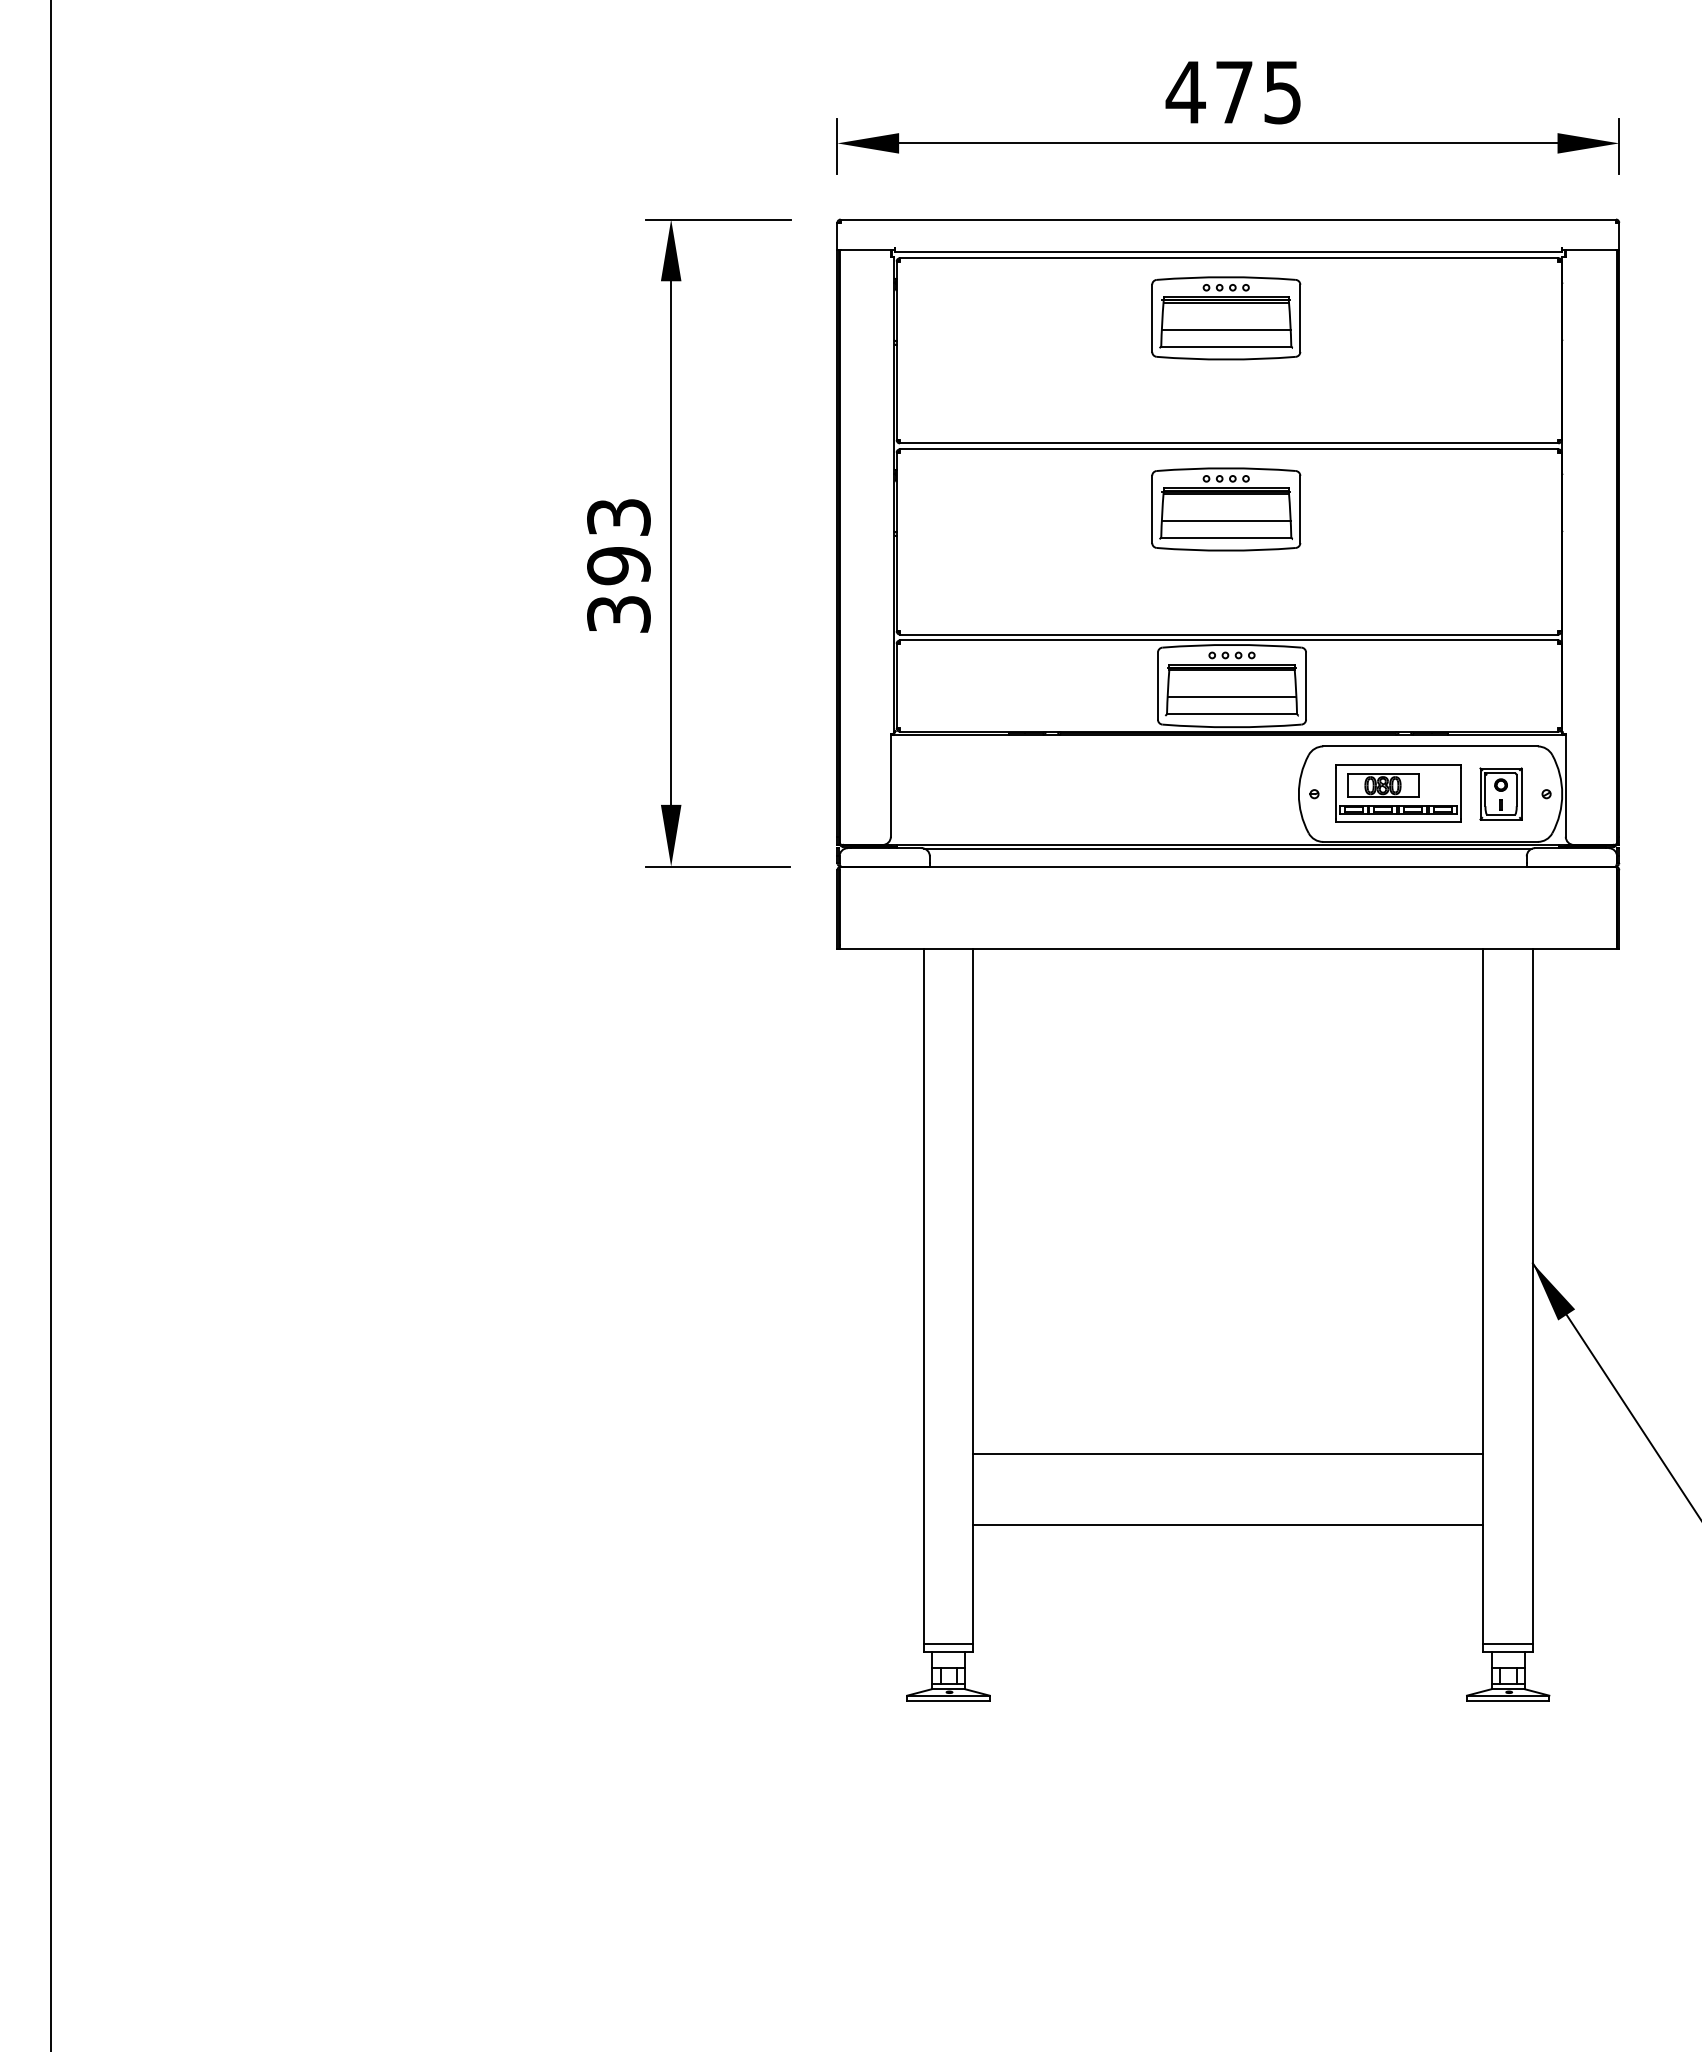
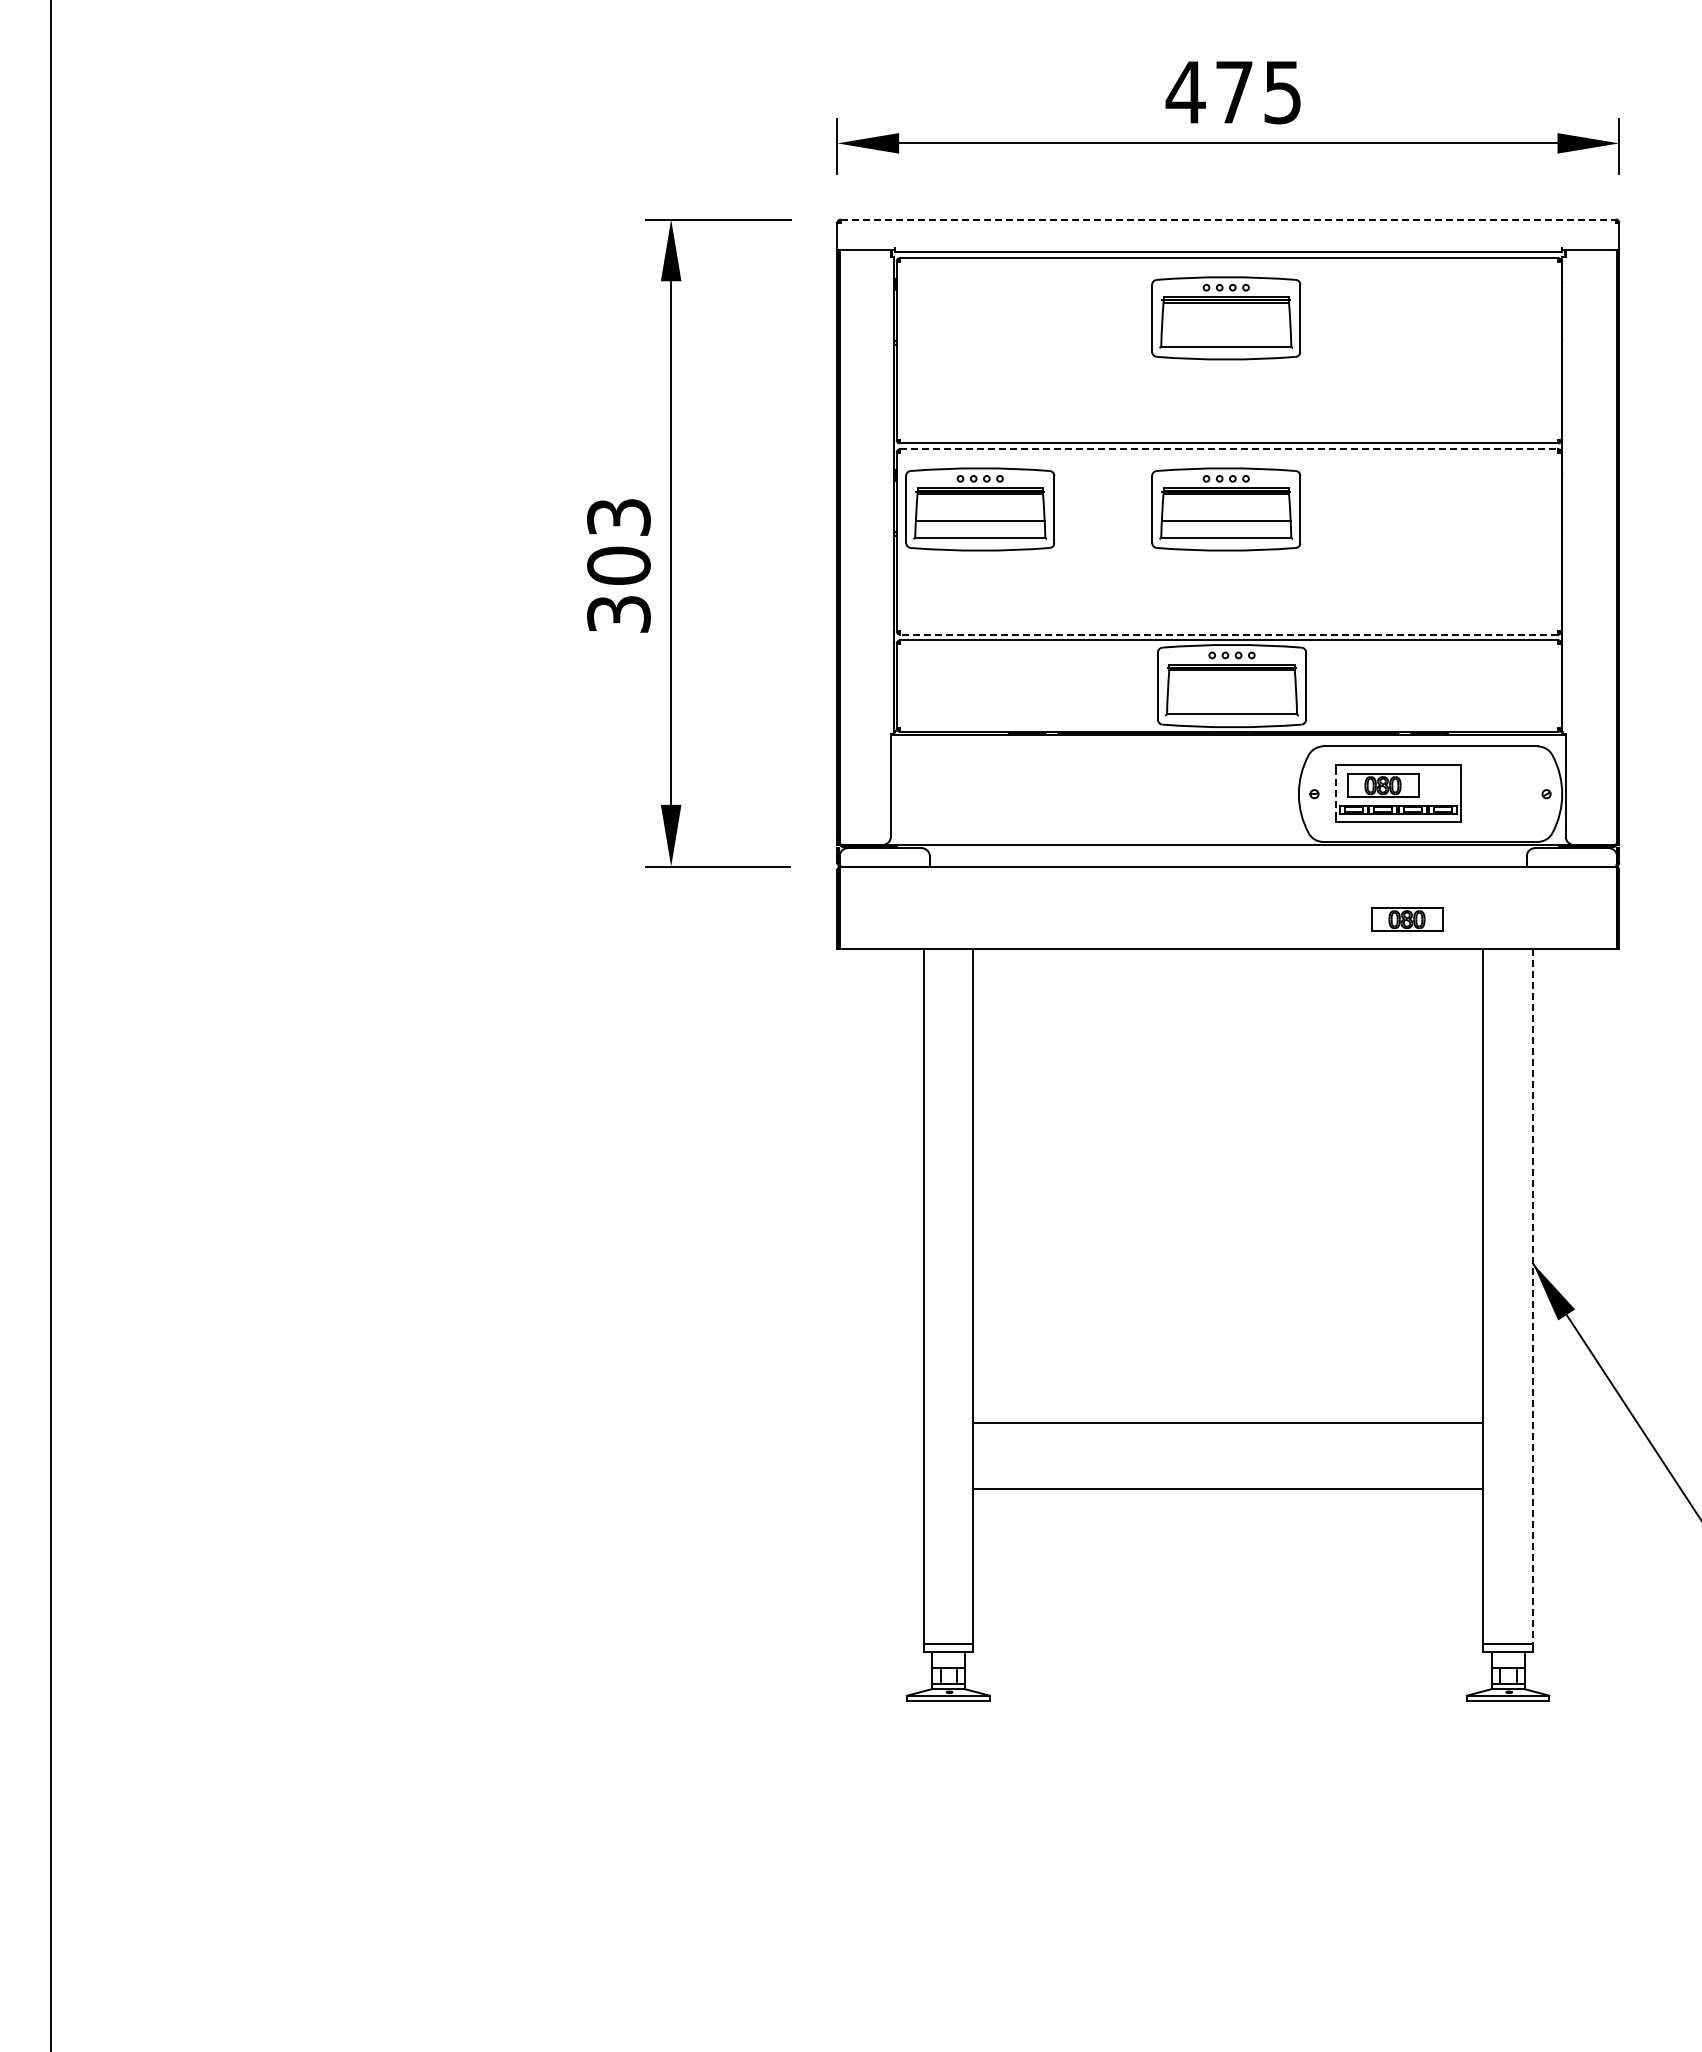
line: solid -> dashed (1228, 219)
line: present -> none (1225, 329)
line: solid -> dashed (1229, 449)
part: none -> present (980, 509)
text: 393 -> 303 (618, 565)
line: solid -> dashed (1228, 634)
line: present -> none (1231, 697)
line: solid -> dashed (1335, 793)
part: present -> none (1500, 793)
line: present -> none (1228, 848)
part: none -> present (1407, 919)
line: solid -> dashed (1532, 1296)
line position: (1228, 1454) -> (1228, 1423) (1228, 1423)
line position: (1228, 1525) -> (1228, 1489) (1228, 1489)
